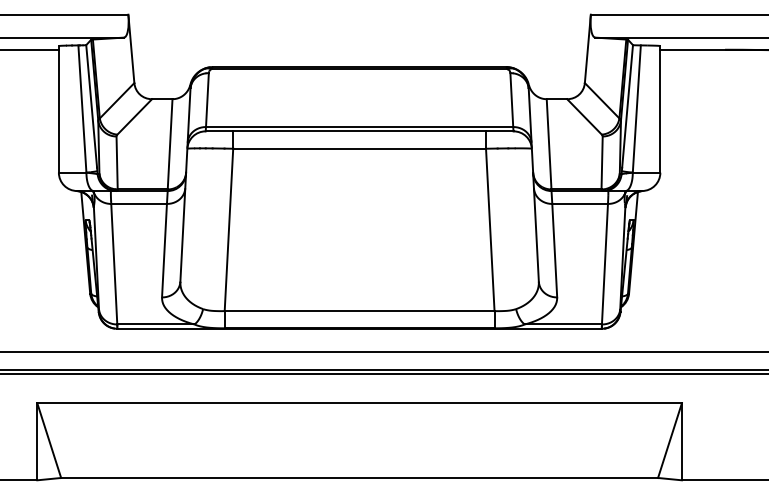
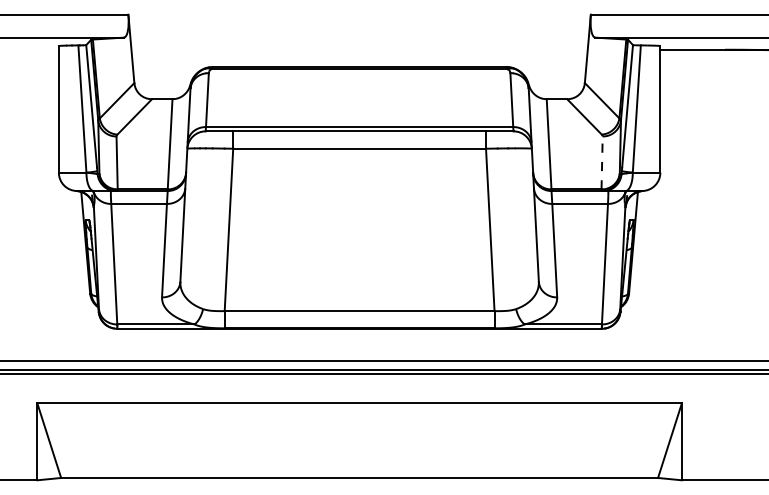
line: present -> none (30, 49)
line: solid -> dashed (602, 162)
line position: (383, 352) -> (383, 361) (383, 361)
